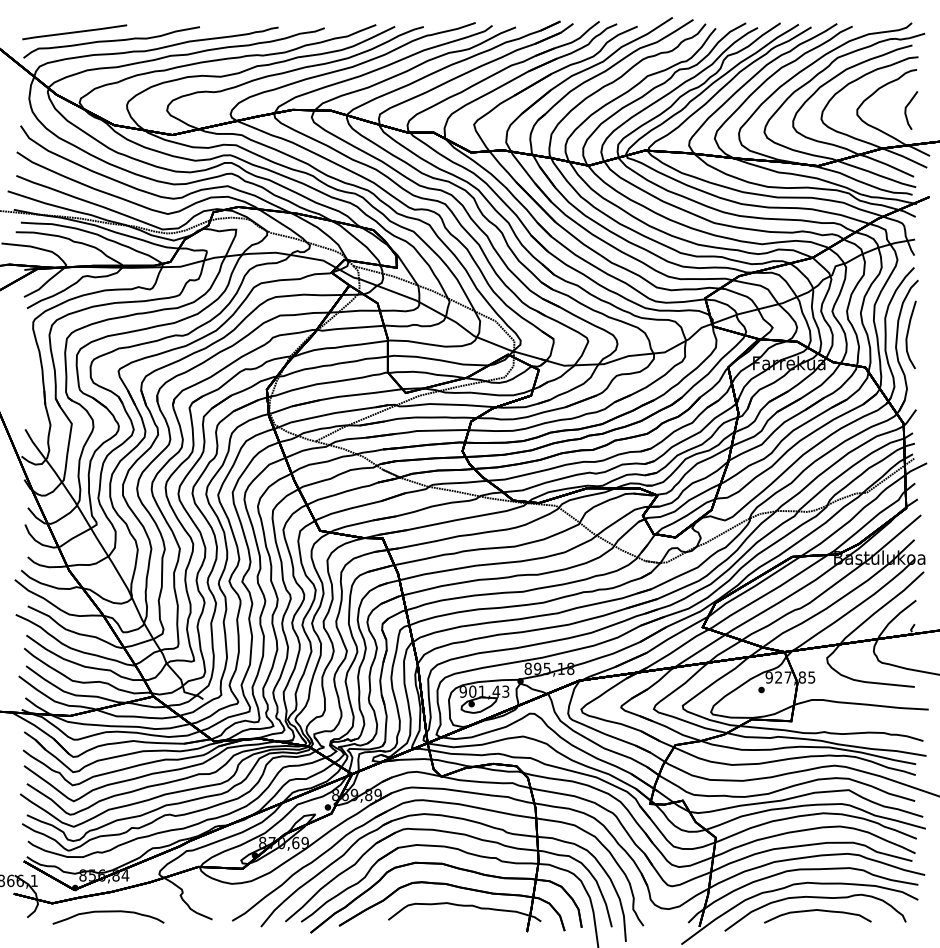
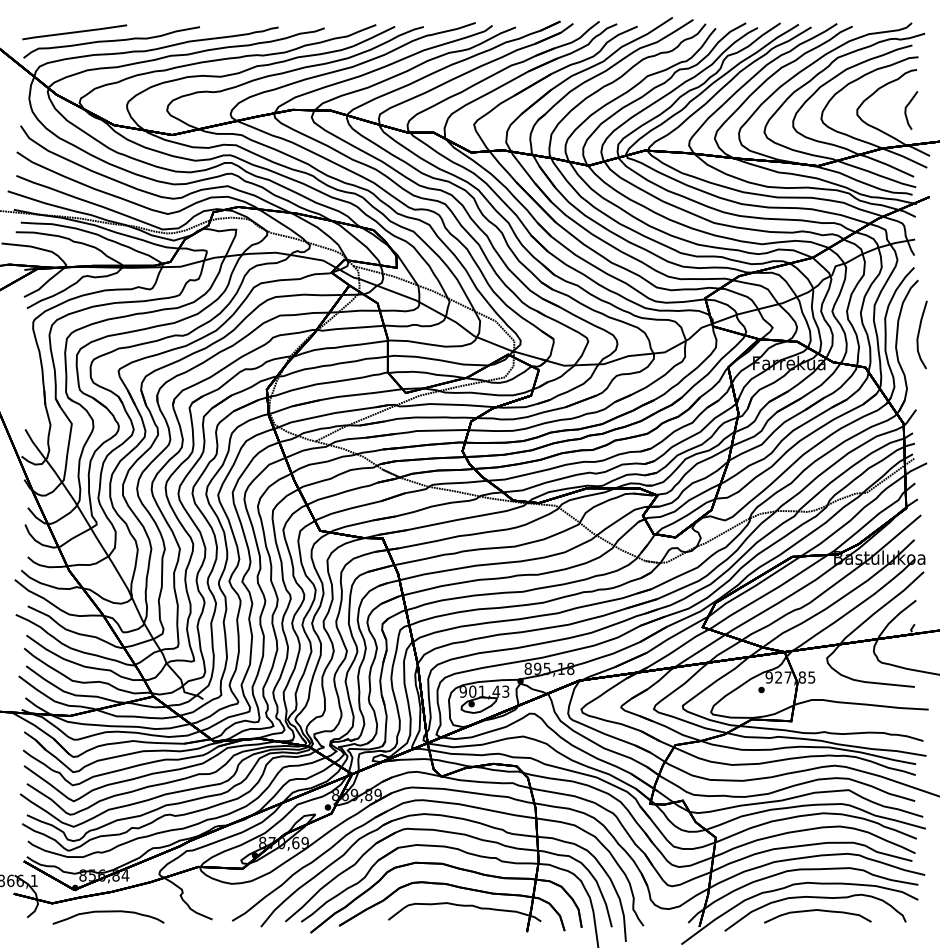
curve position: (908, 334) -> (919, 334) (919, 334)
